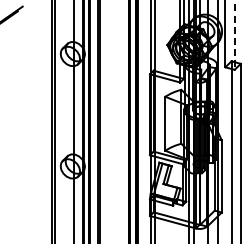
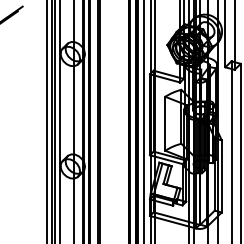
line: dashed -> solid (234, 35)
line: none -> present (47, 121)
line: none -> present (59, 121)
line: none -> present (144, 121)
